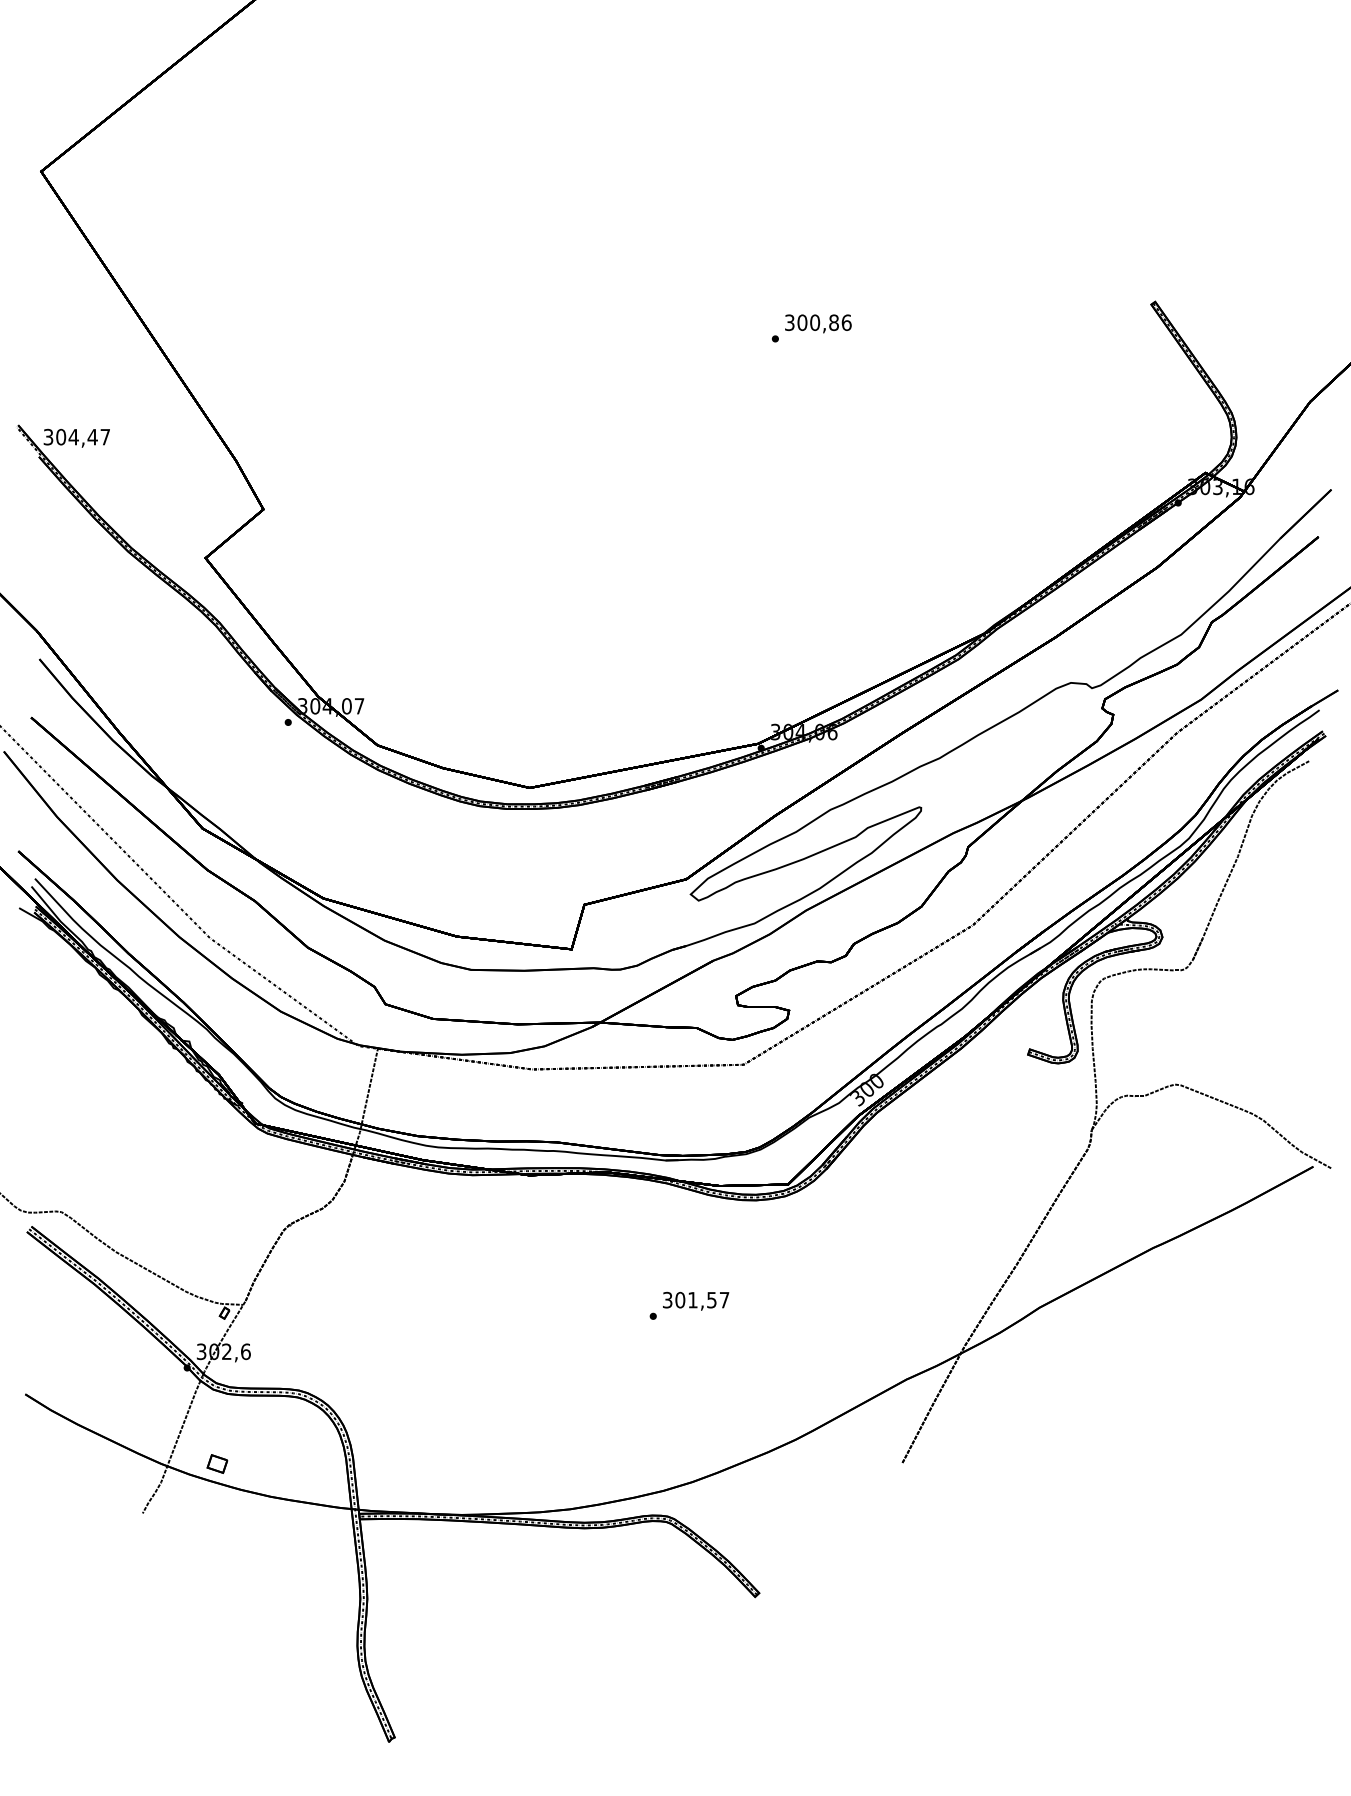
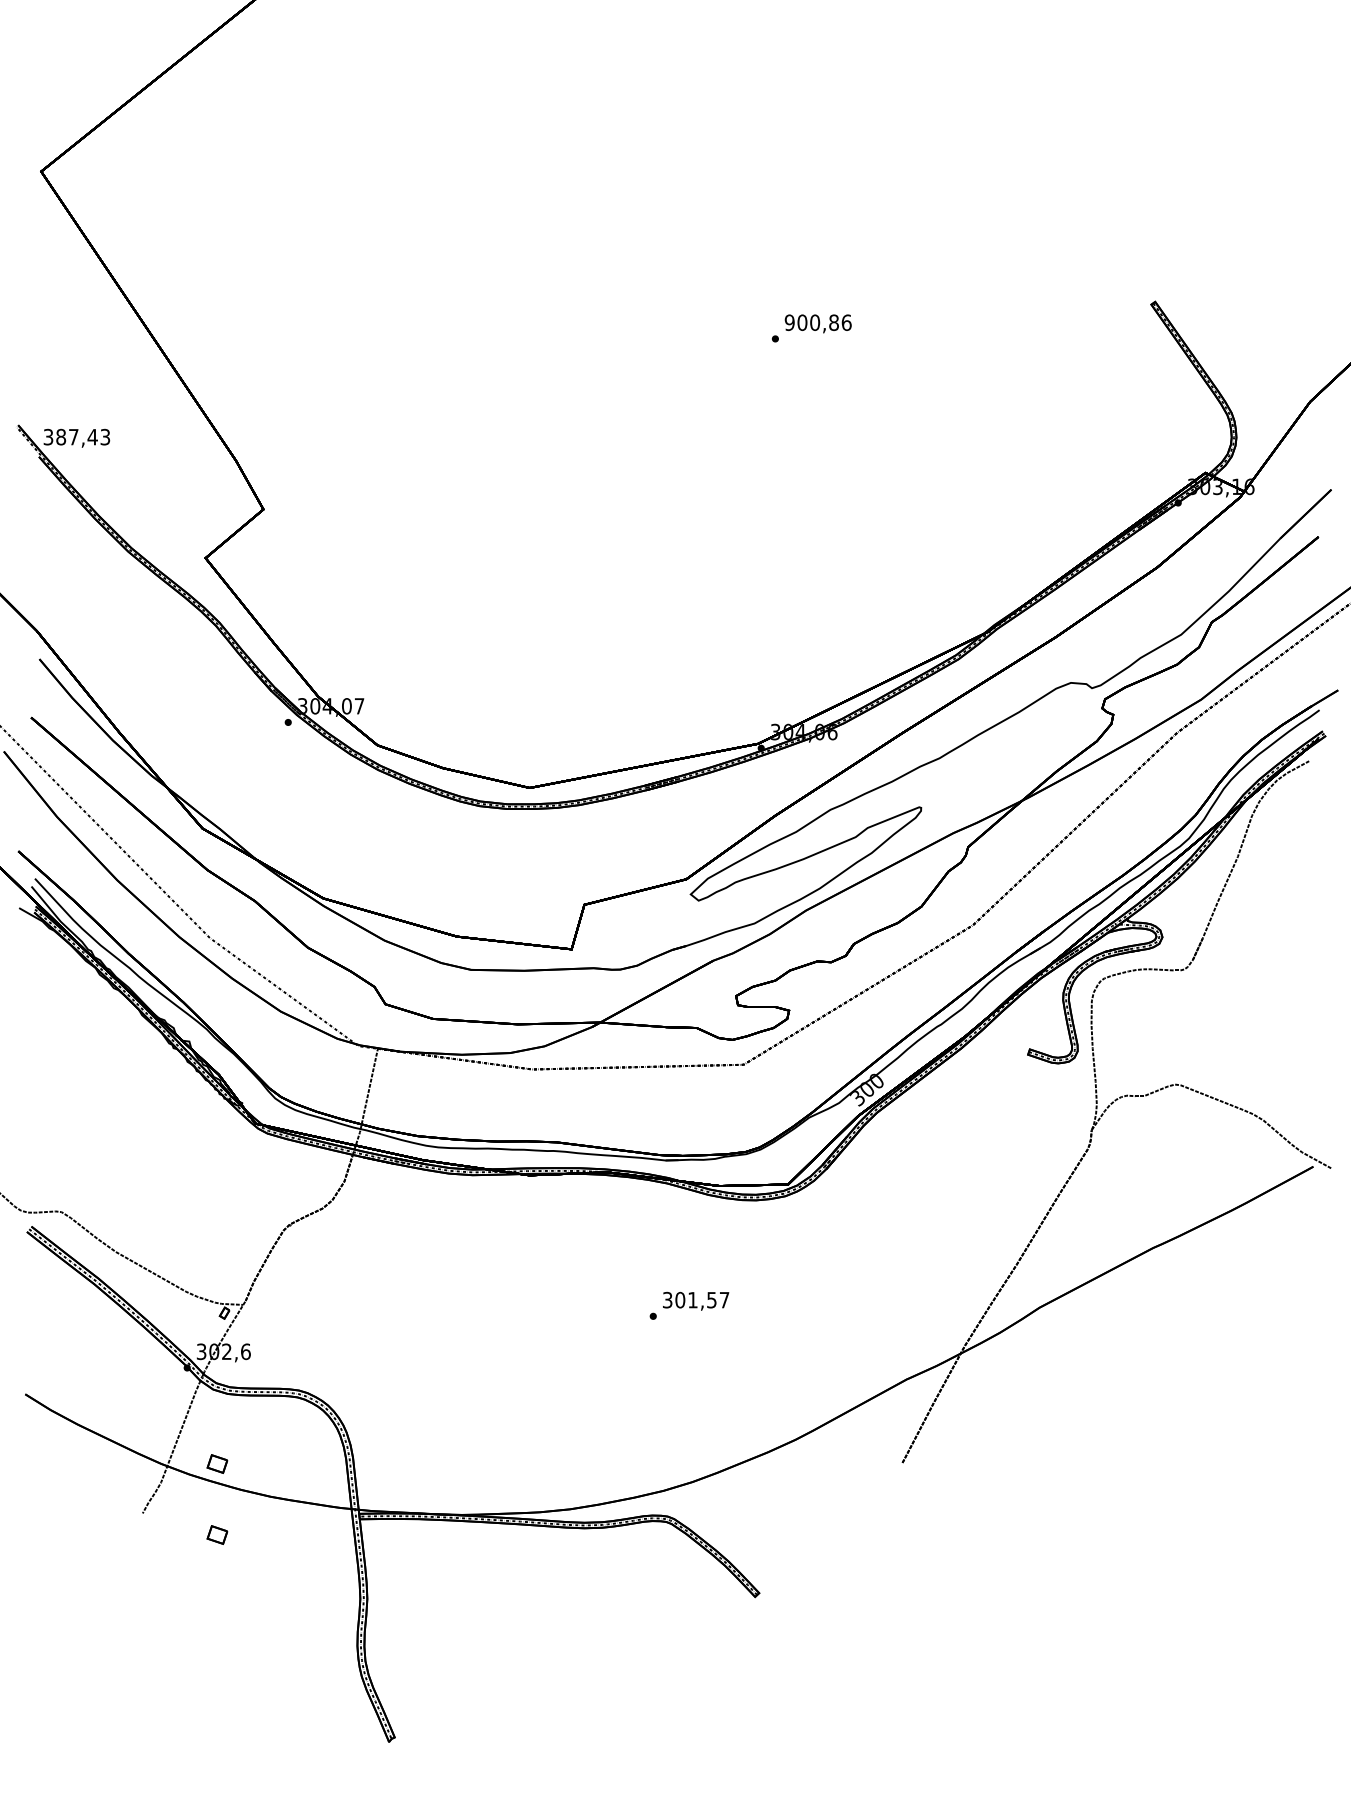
text: 300,86 -> 900,86 (789, 322)
text: 304,47 -> 387,43 (83, 436)
part: none -> present (217, 1534)
